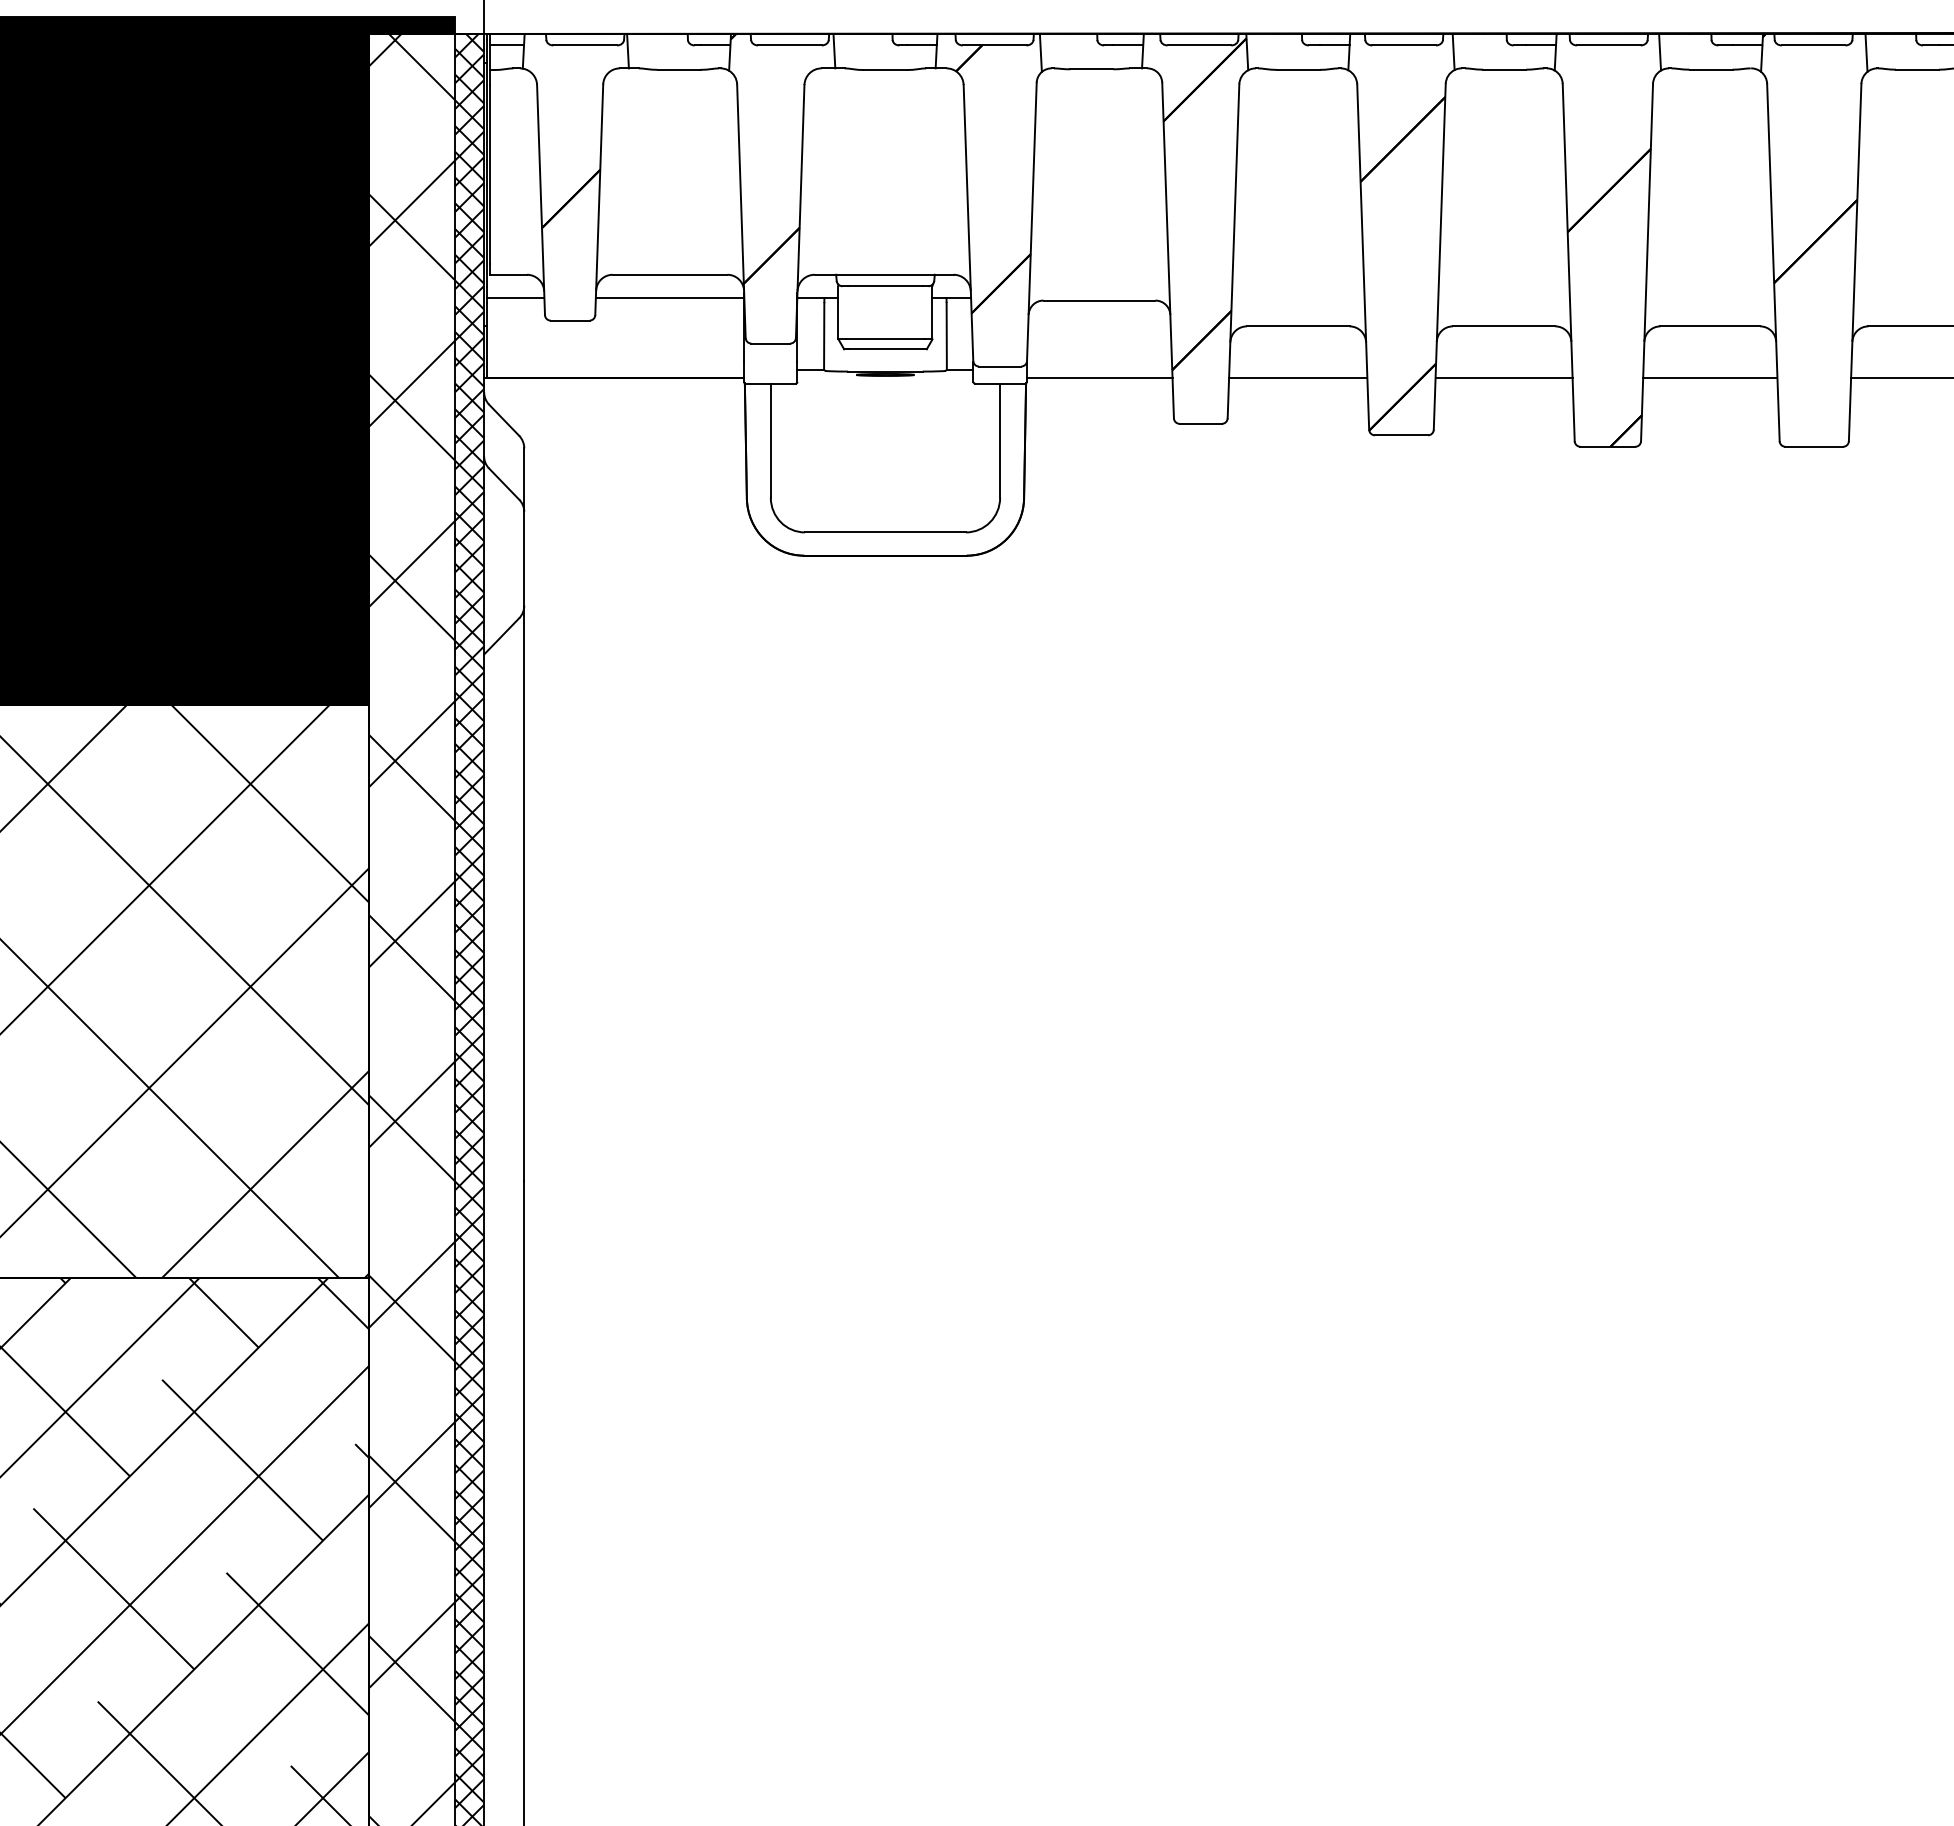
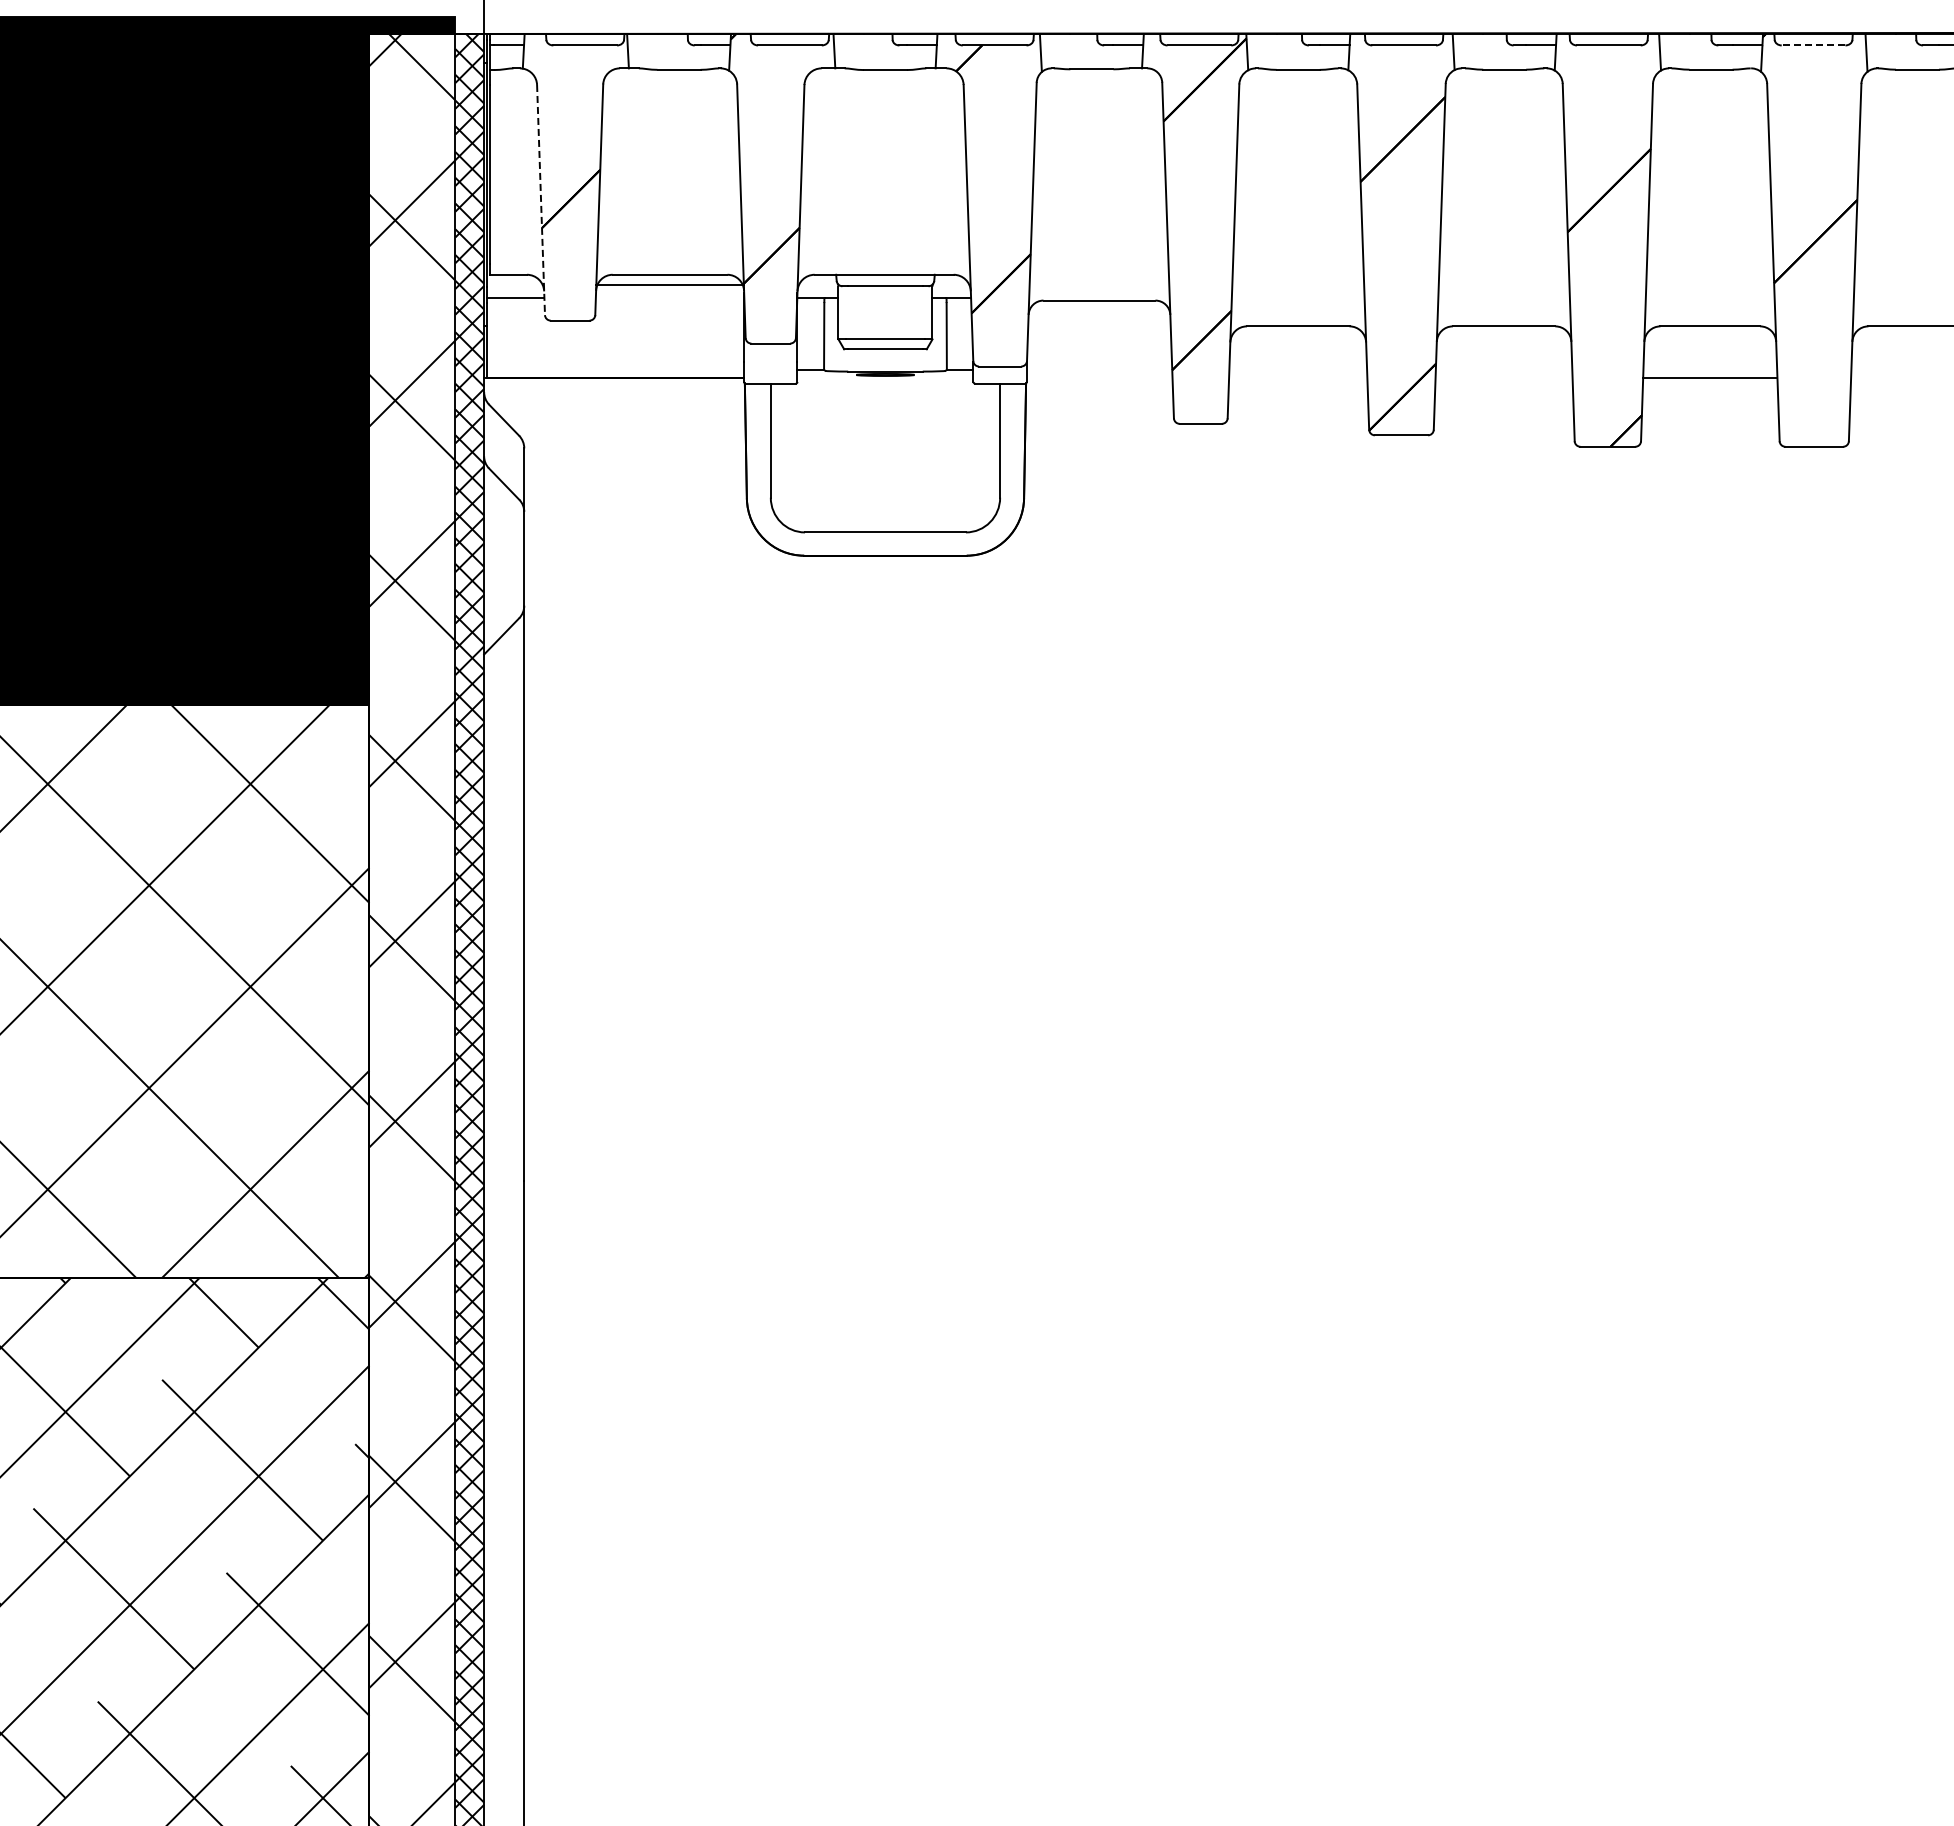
line: solid -> dashed (1813, 45)
line: solid -> dashed (541, 200)
line position: (669, 297) -> (669, 284) (669, 284)
line: present -> none (1099, 377)
line: present -> none (1298, 377)
line: present -> none (1503, 377)
line: present -> none (1900, 377)
